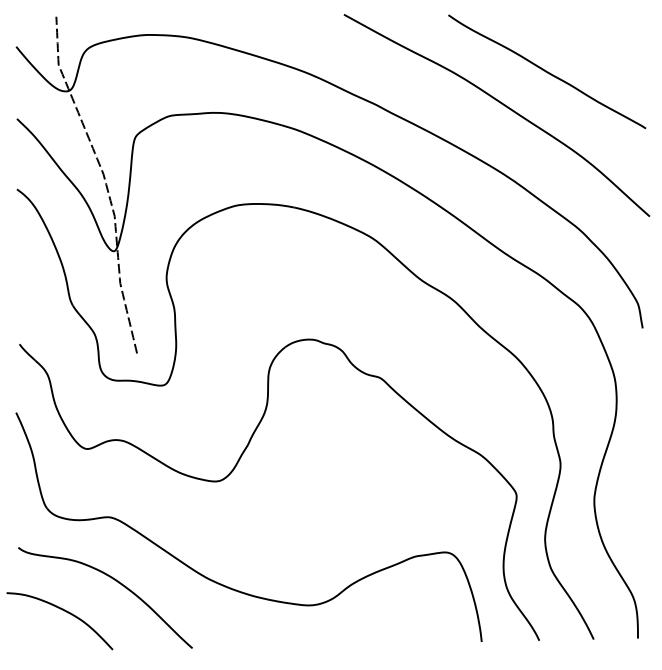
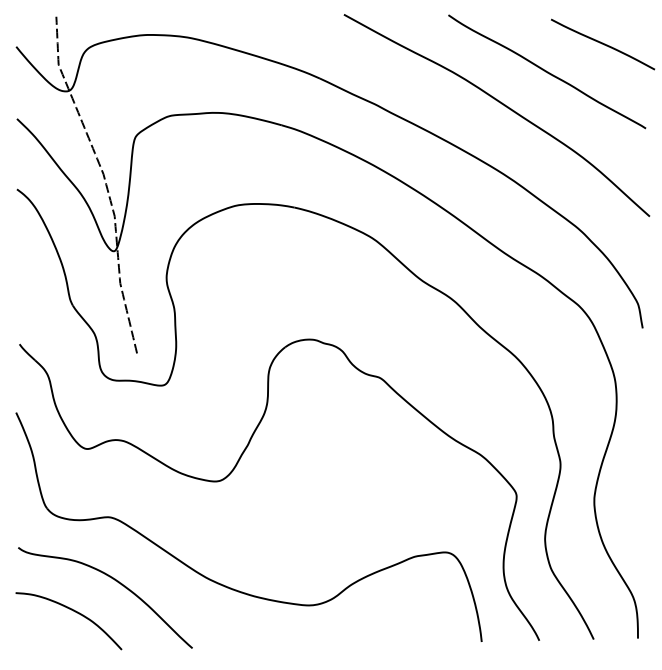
curve: none -> present (603, 44)
curve position: (64, 611) -> (73, 611) (73, 611)
